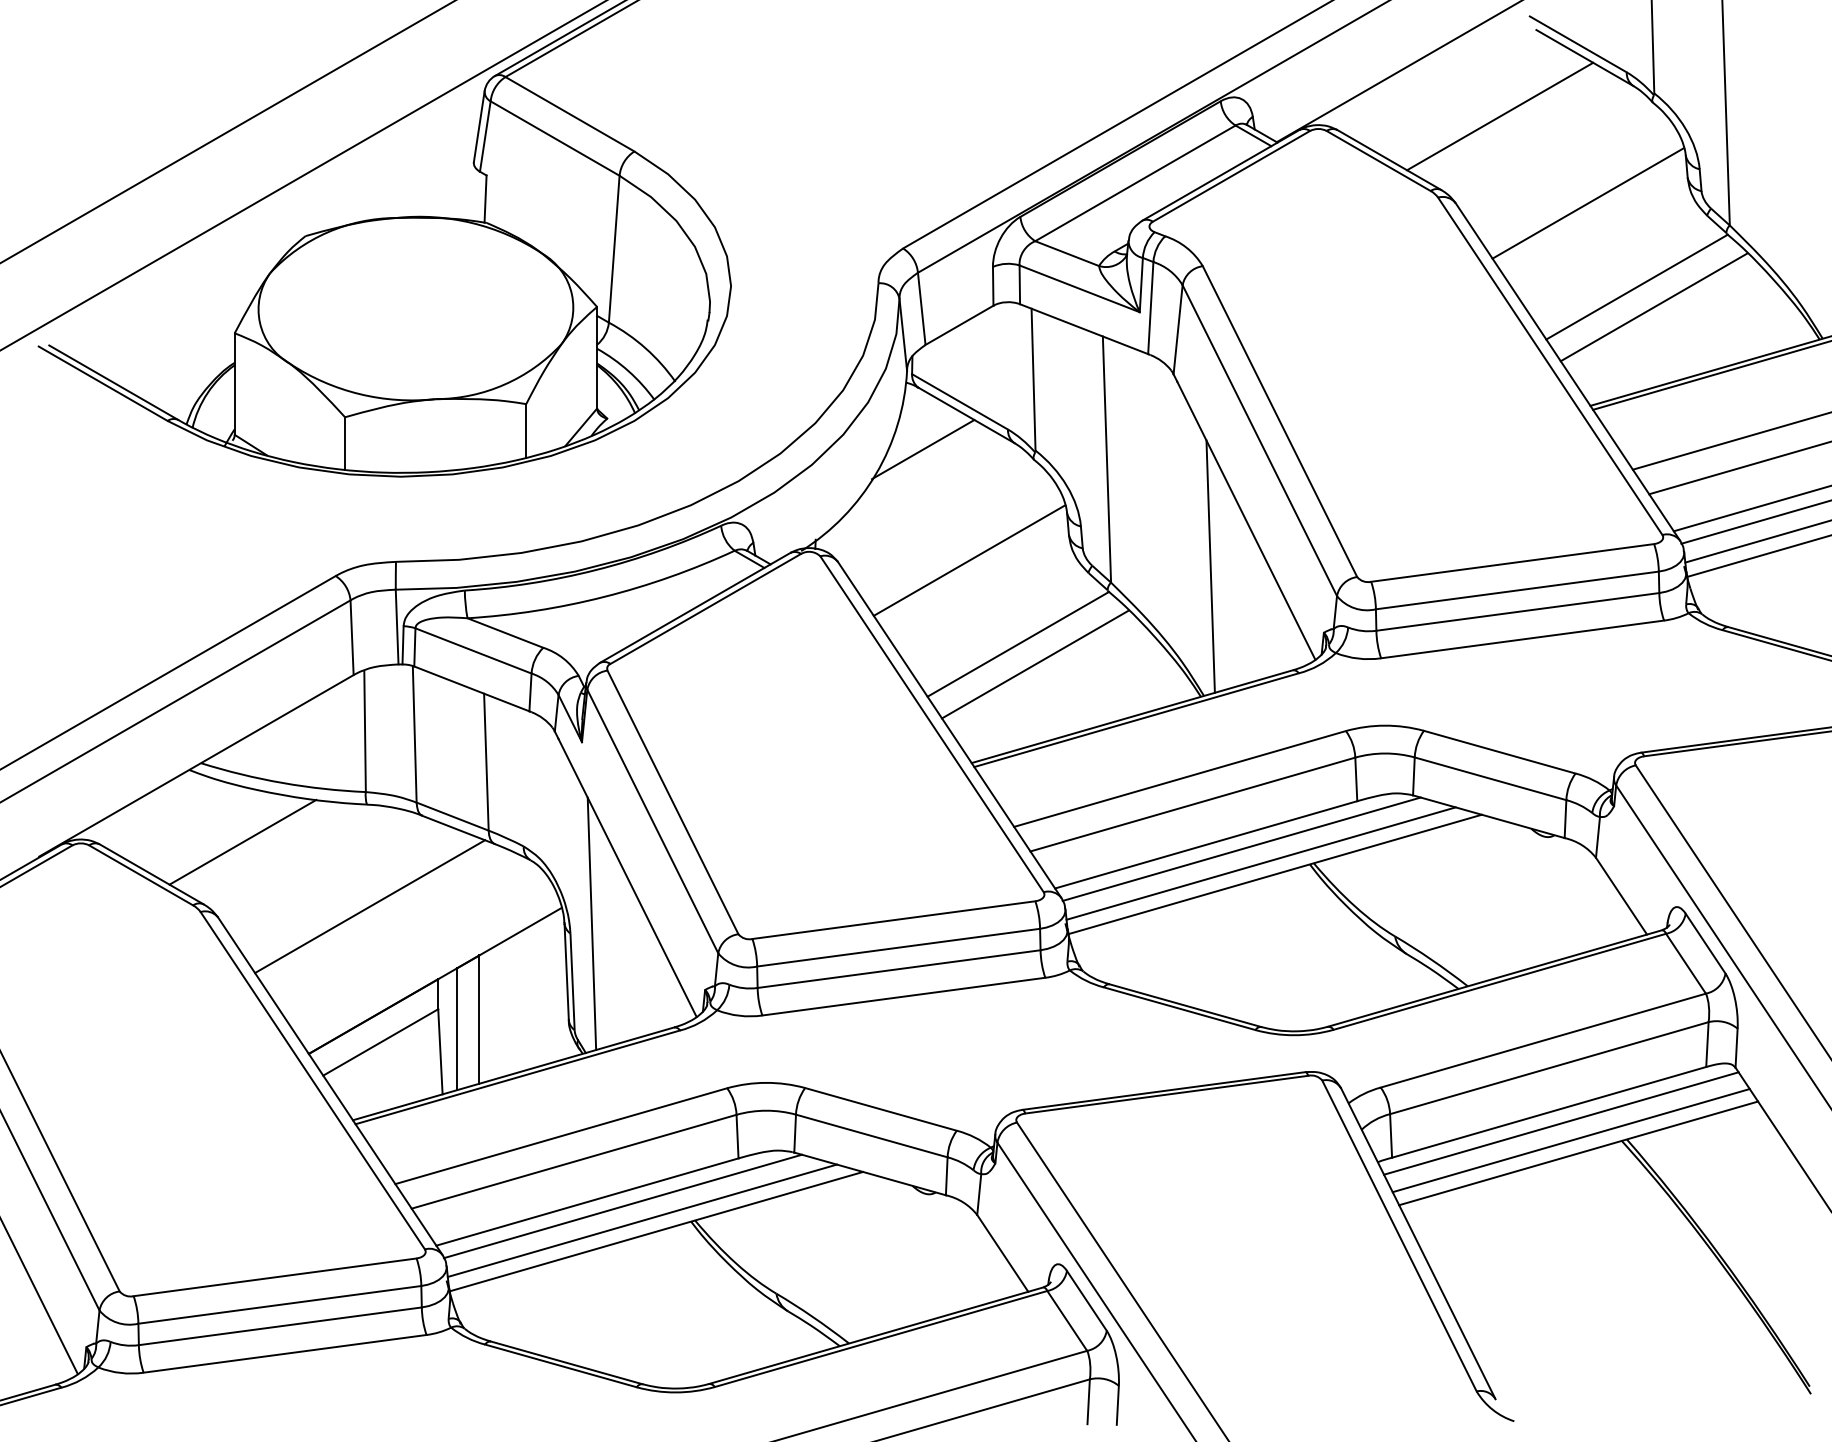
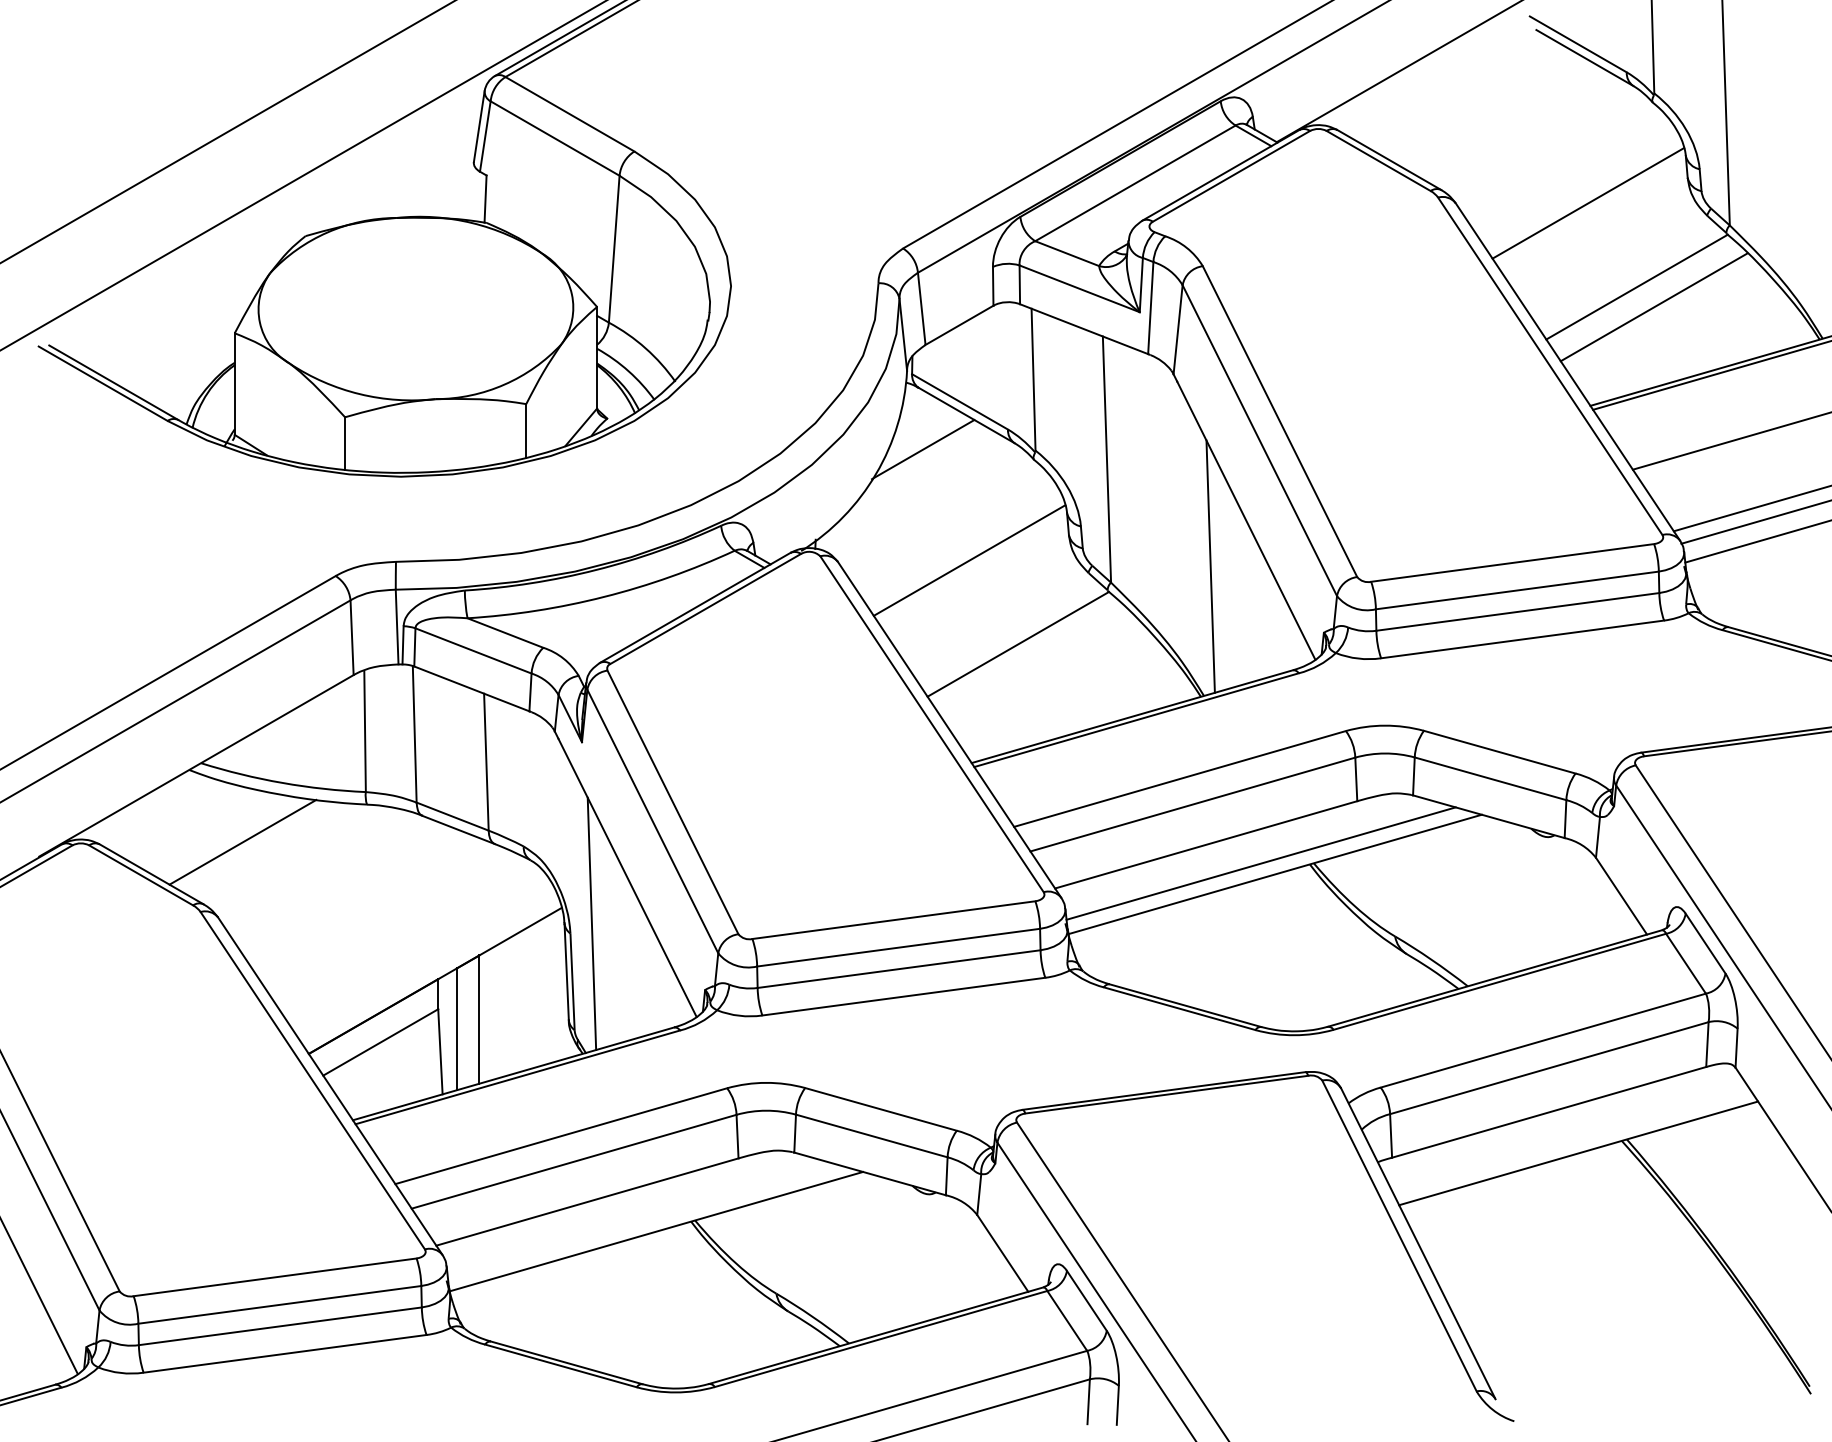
line: present -> none (1500, 116)
line: present -> none (1738, 468)
line: present -> none (1757, 556)
line: present -> none (1035, 664)
line: present -> none (1241, 848)
line: present -> none (370, 906)
line: present -> none (1561, 1123)
line: present -> none (1570, 1140)
line: present -> none (622, 1206)
line: present -> none (641, 1220)
